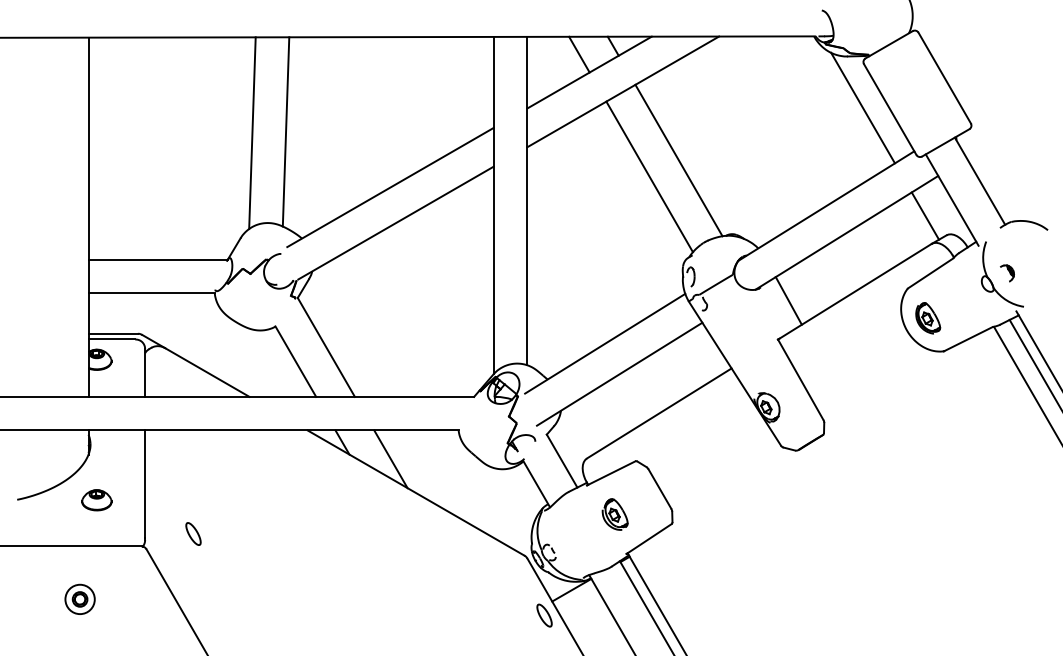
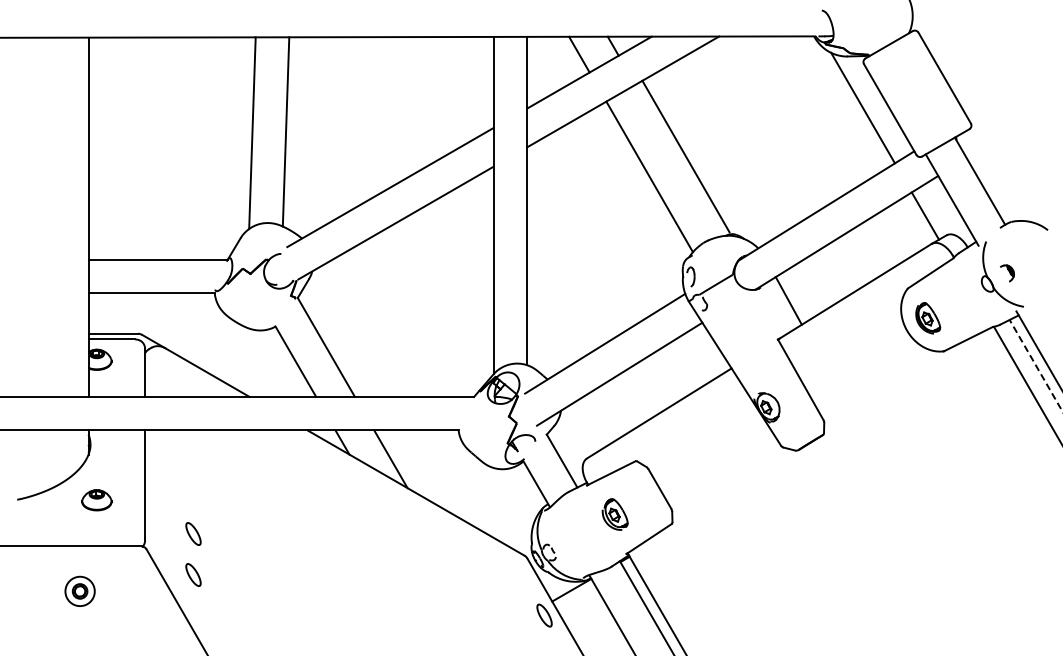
line position: (678, 160) -> (685, 156) (685, 156)
line: solid -> dashed (1036, 365)
part: none -> present (193, 574)
part position: (79, 598) -> (79, 590) (79, 590)
